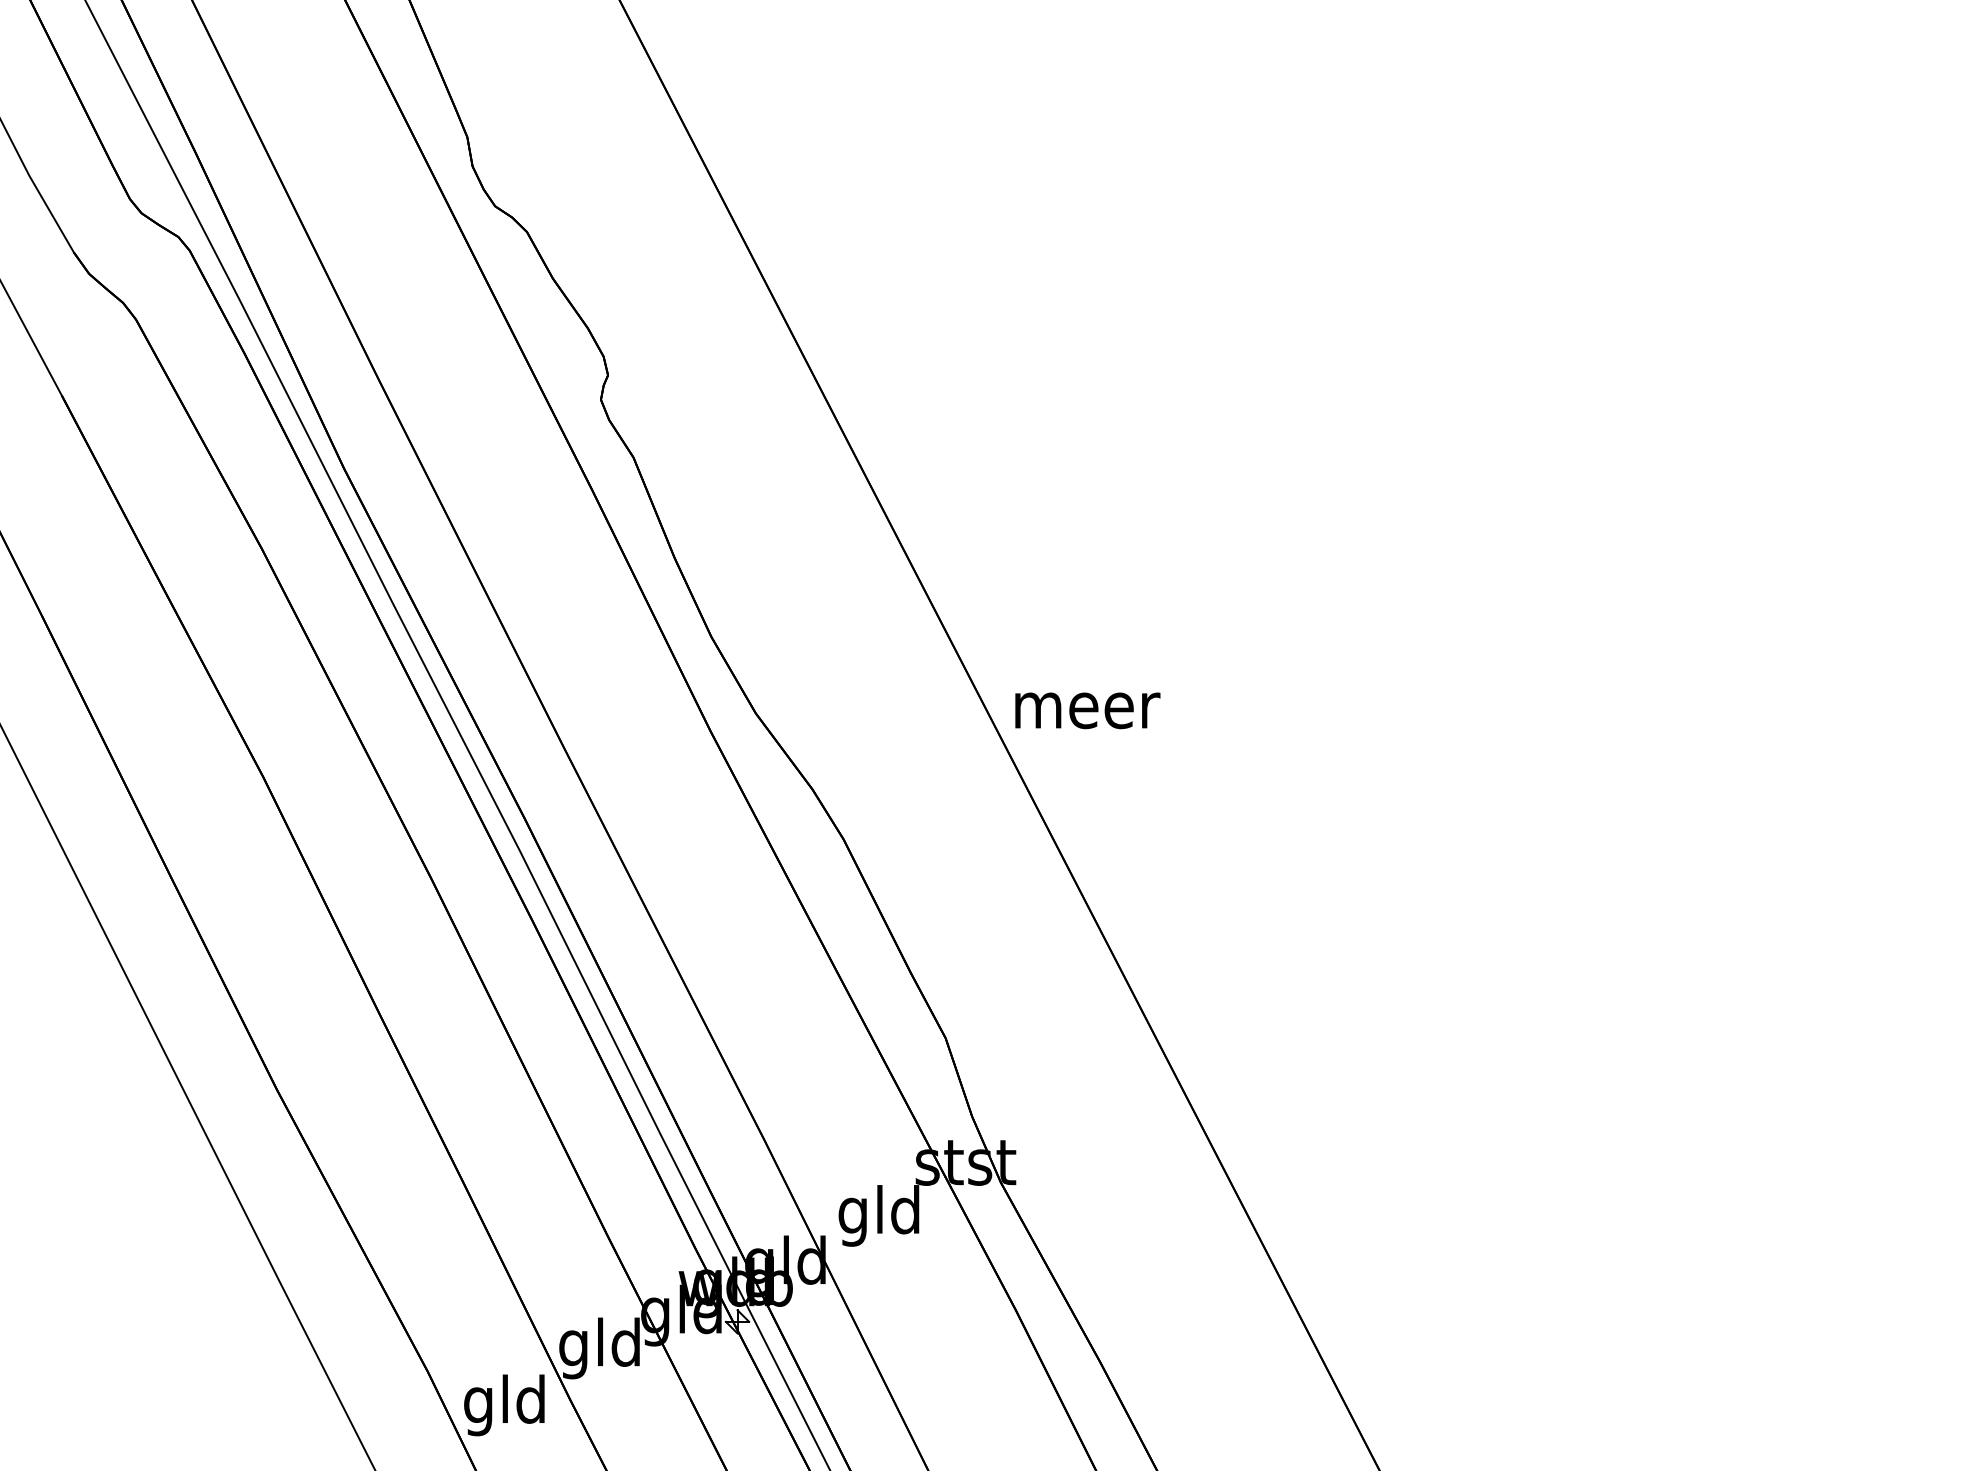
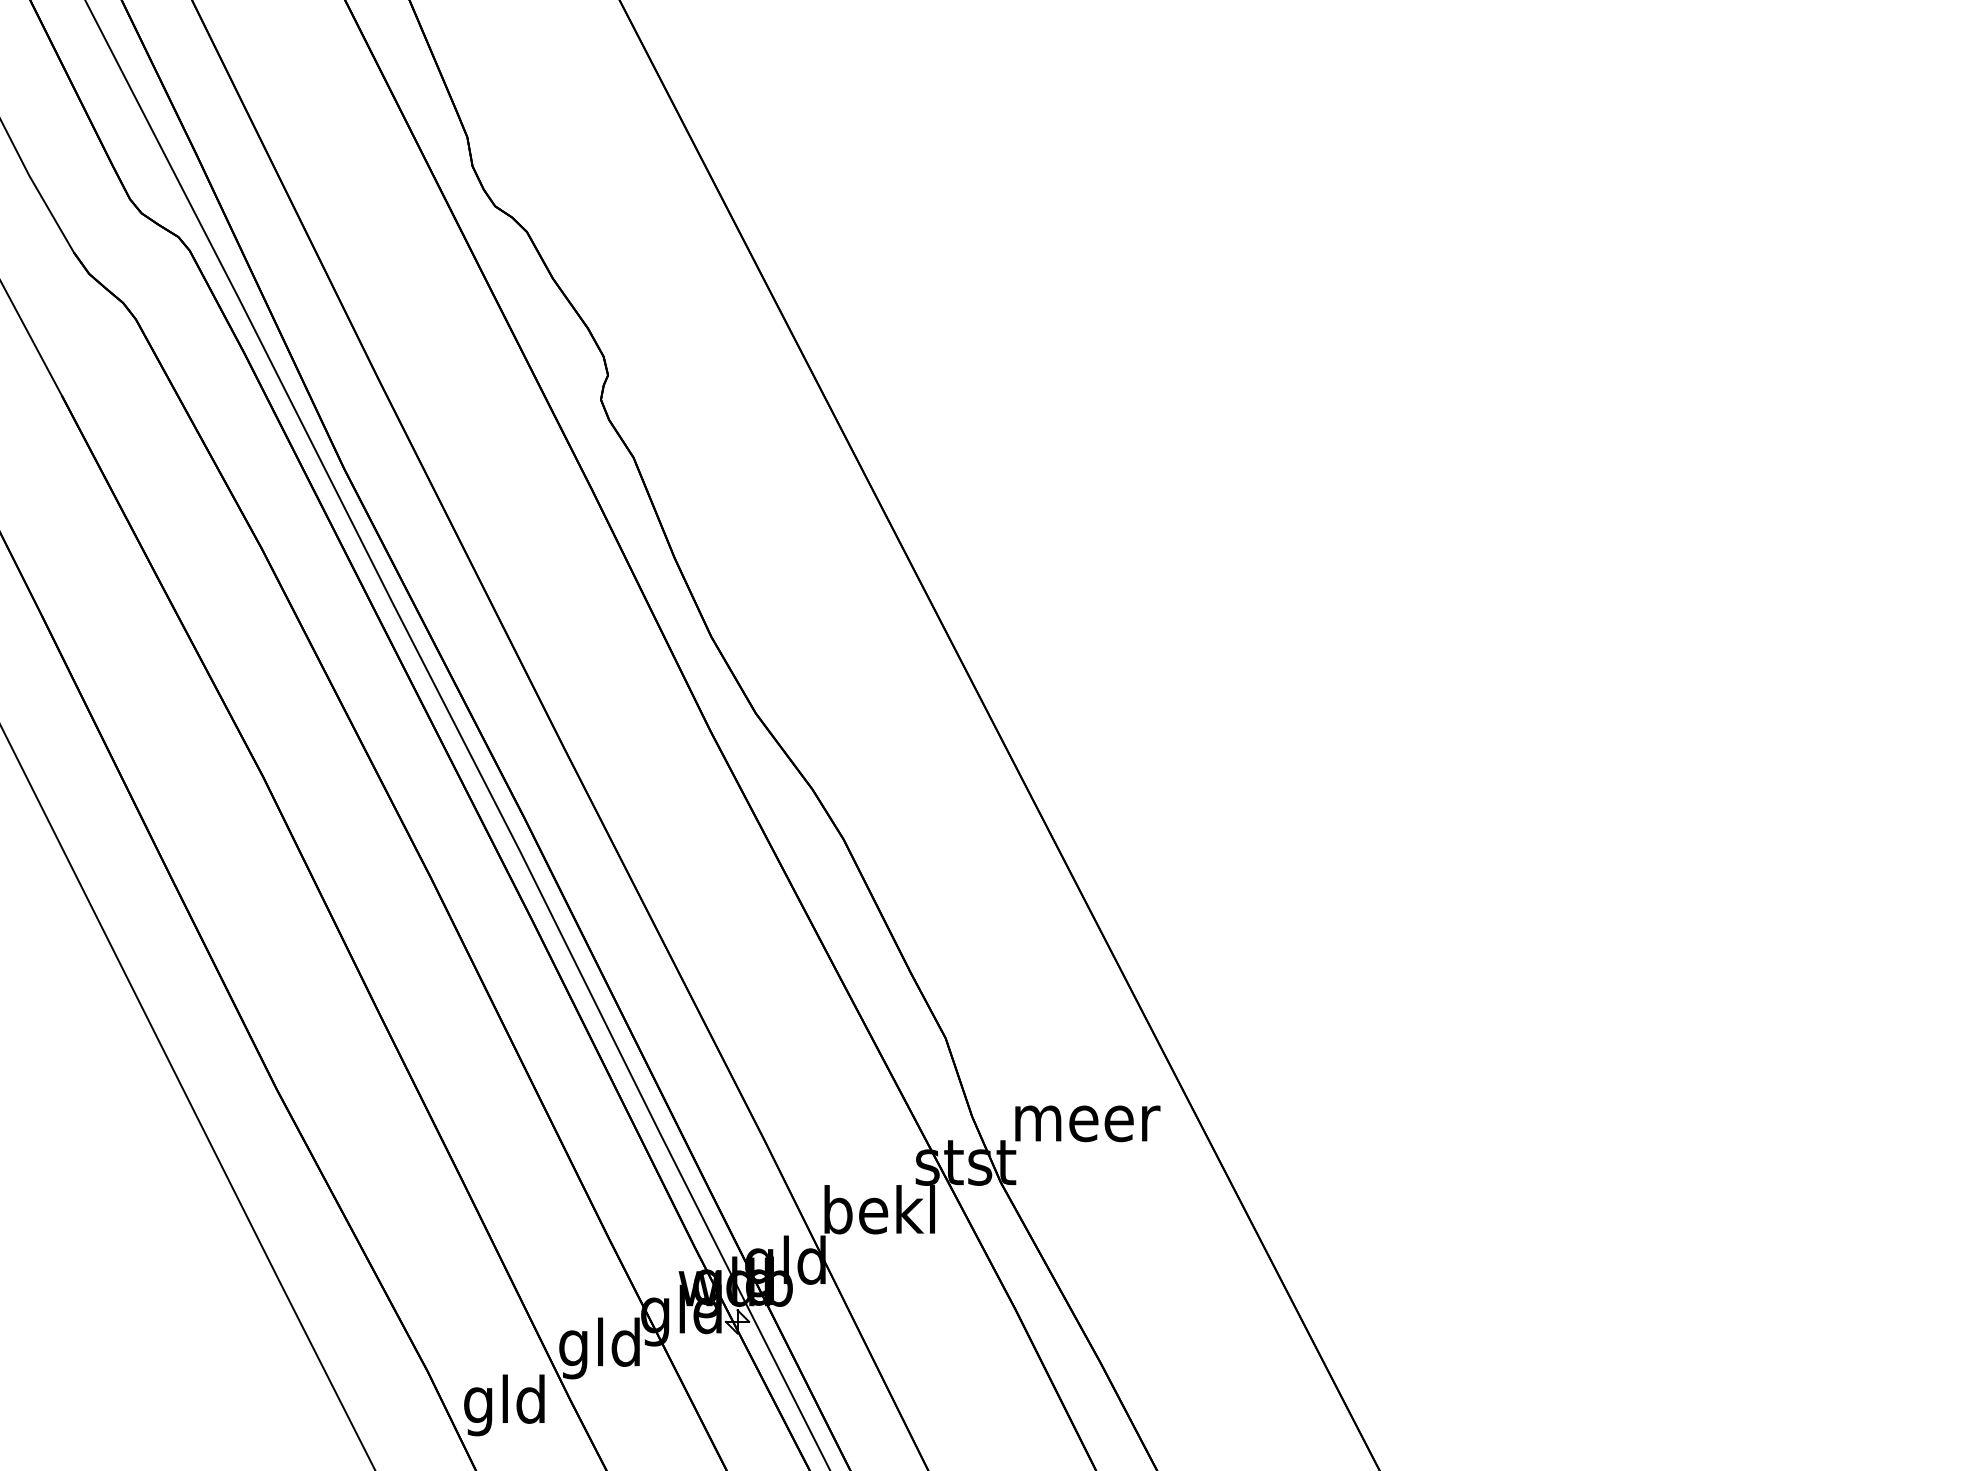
text position: (1087, 710) -> (1087, 1123) (1087, 1123)
text: gld -> bekl (879, 1215)
